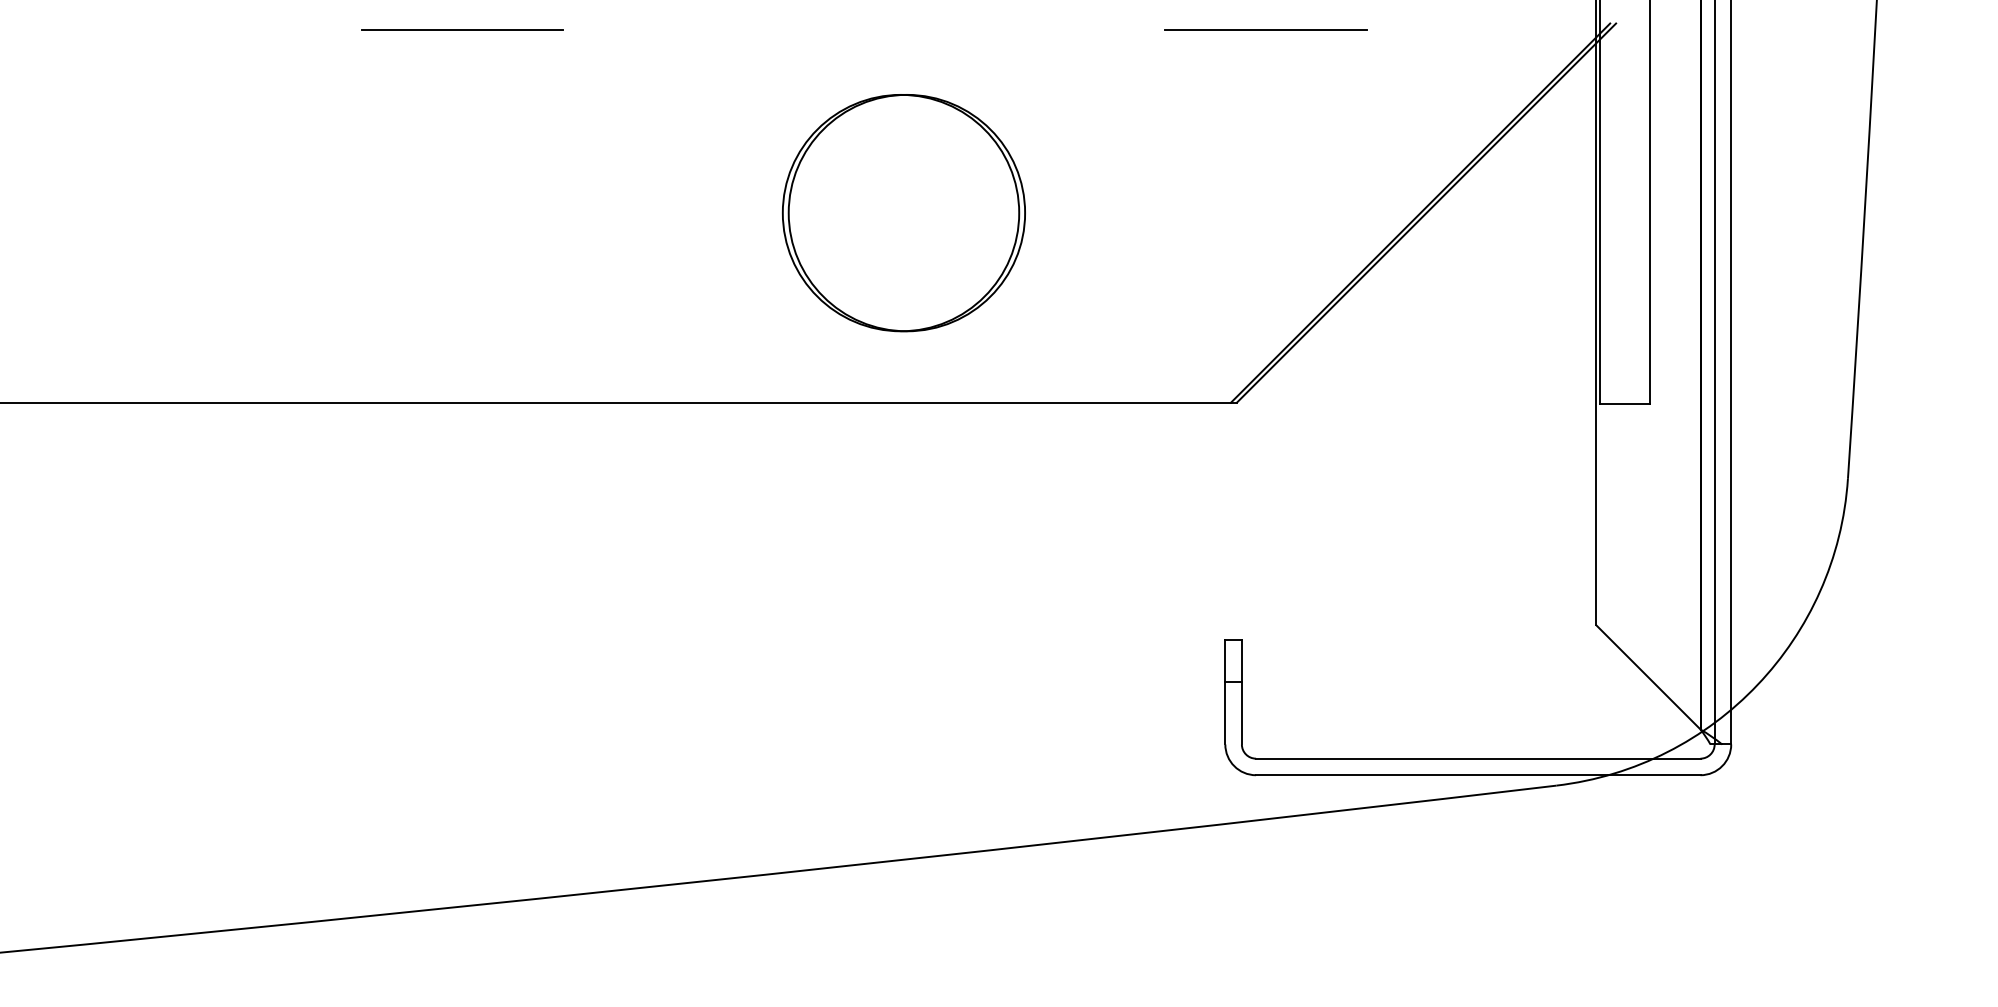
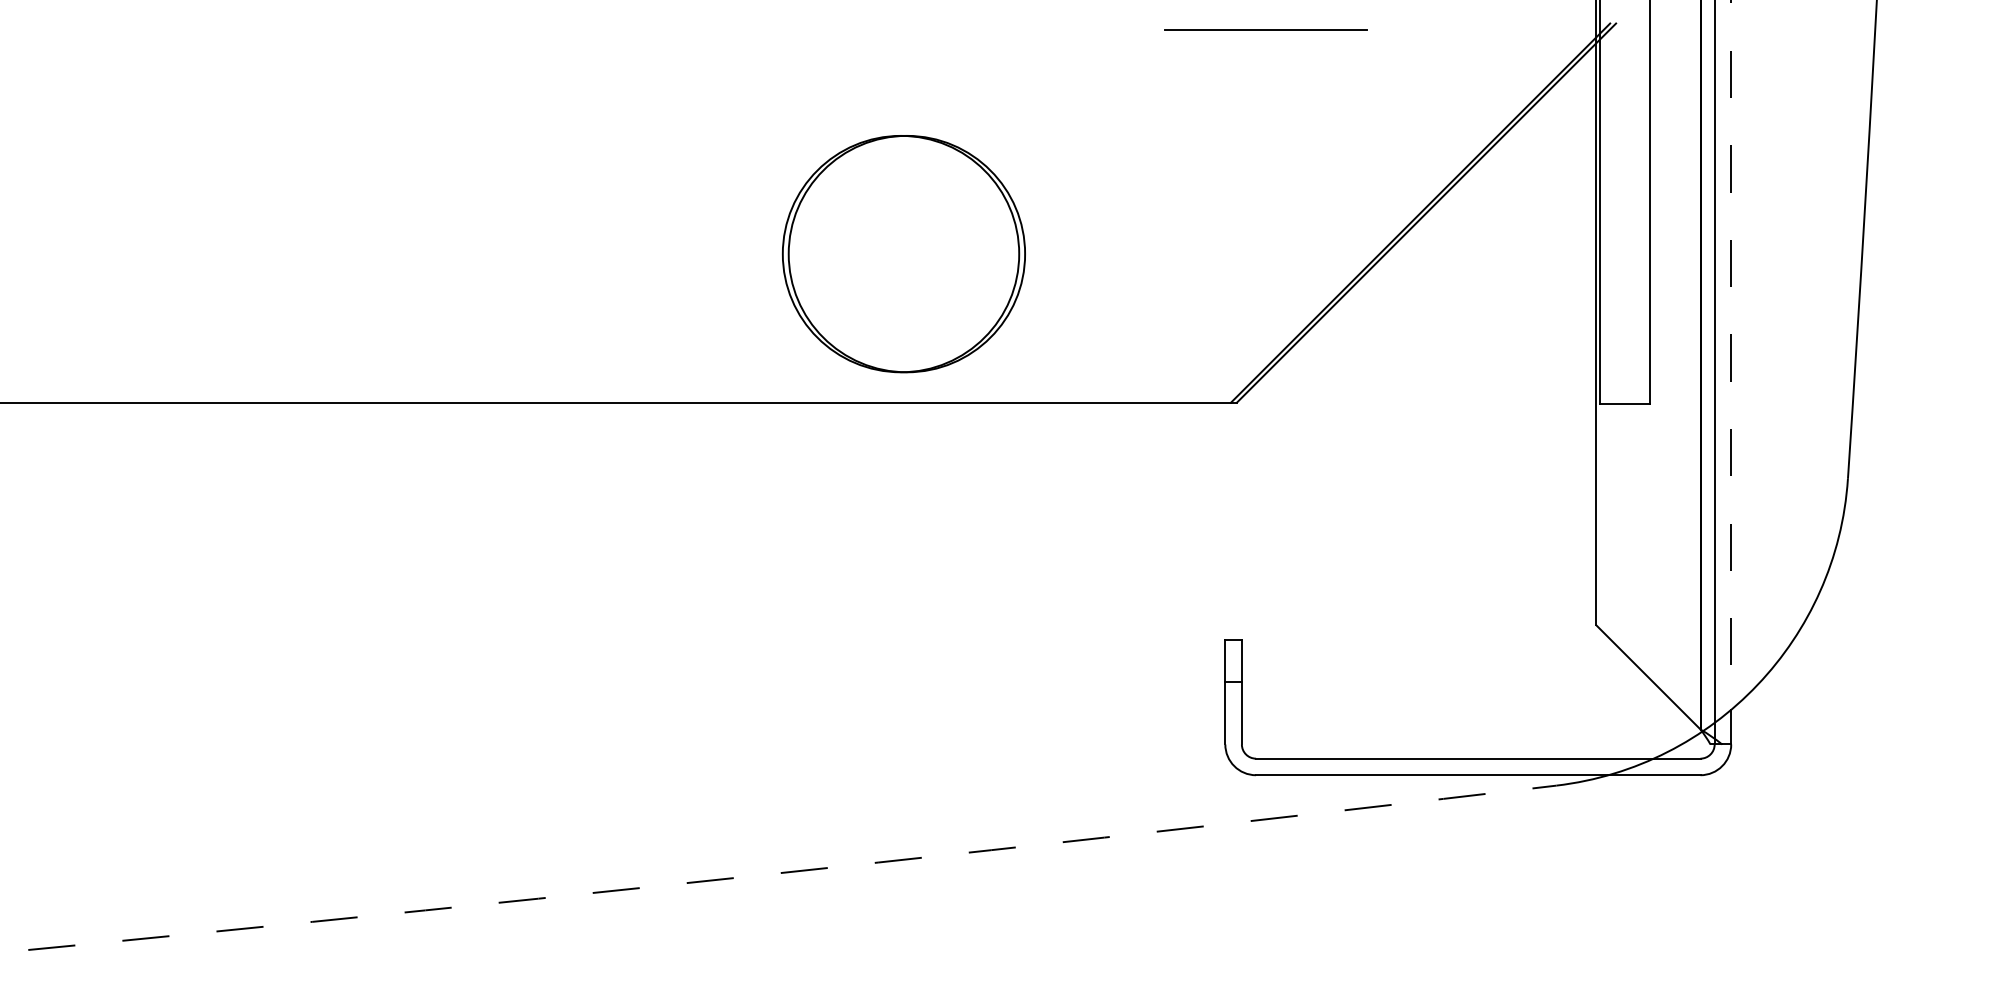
line: present -> none (462, 30)
part position: (903, 213) -> (903, 254) (903, 254)
line: solid -> dashed (1731, 355)
arc: solid -> dashed (778, 873)
